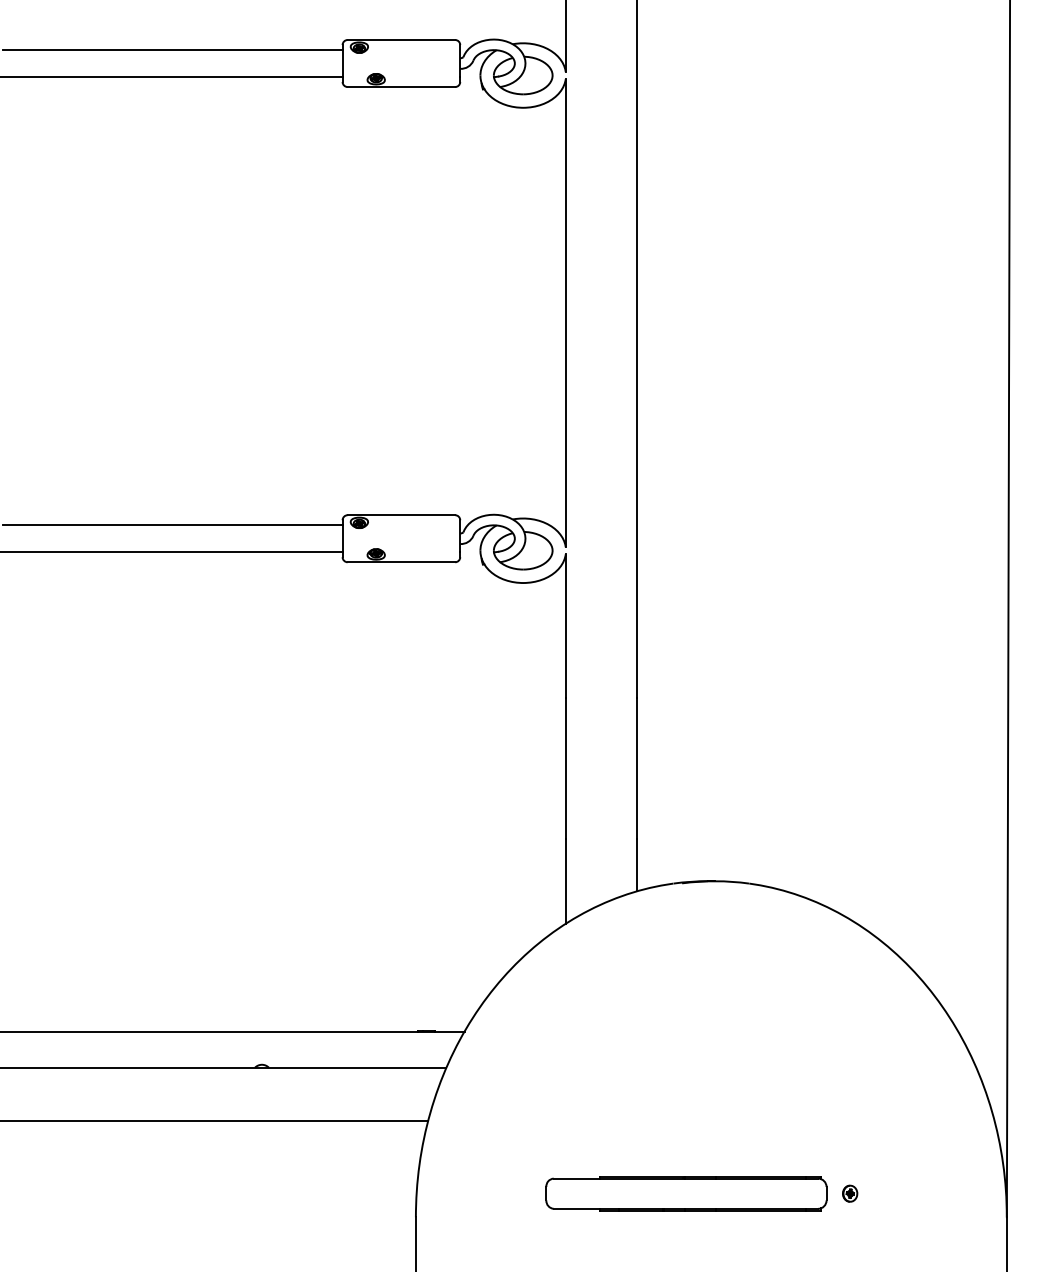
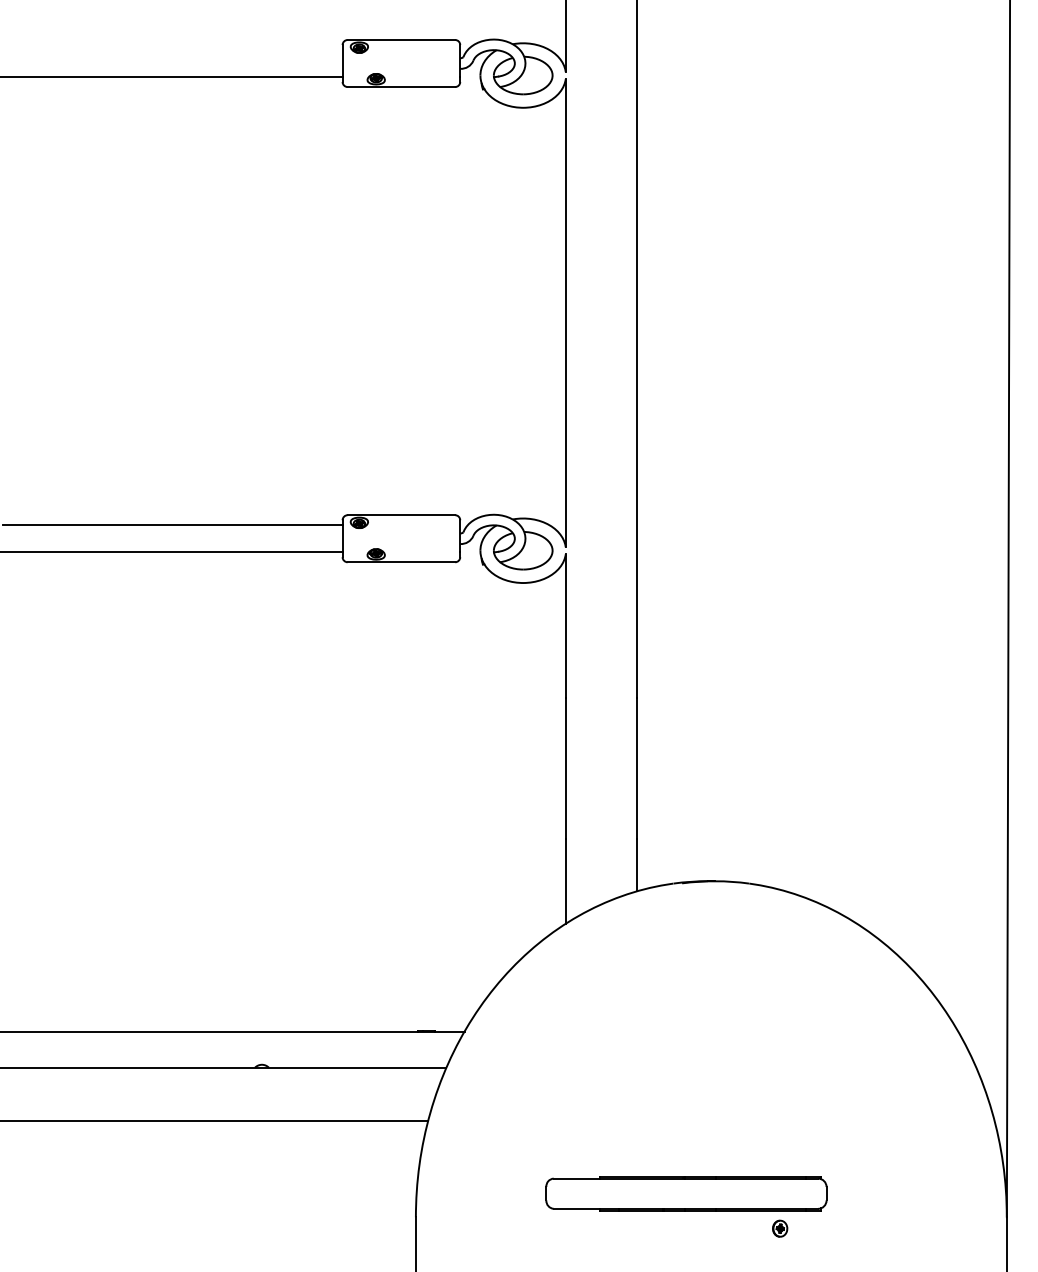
line: present -> none (172, 50)
part position: (850, 1193) -> (780, 1228) (780, 1228)
